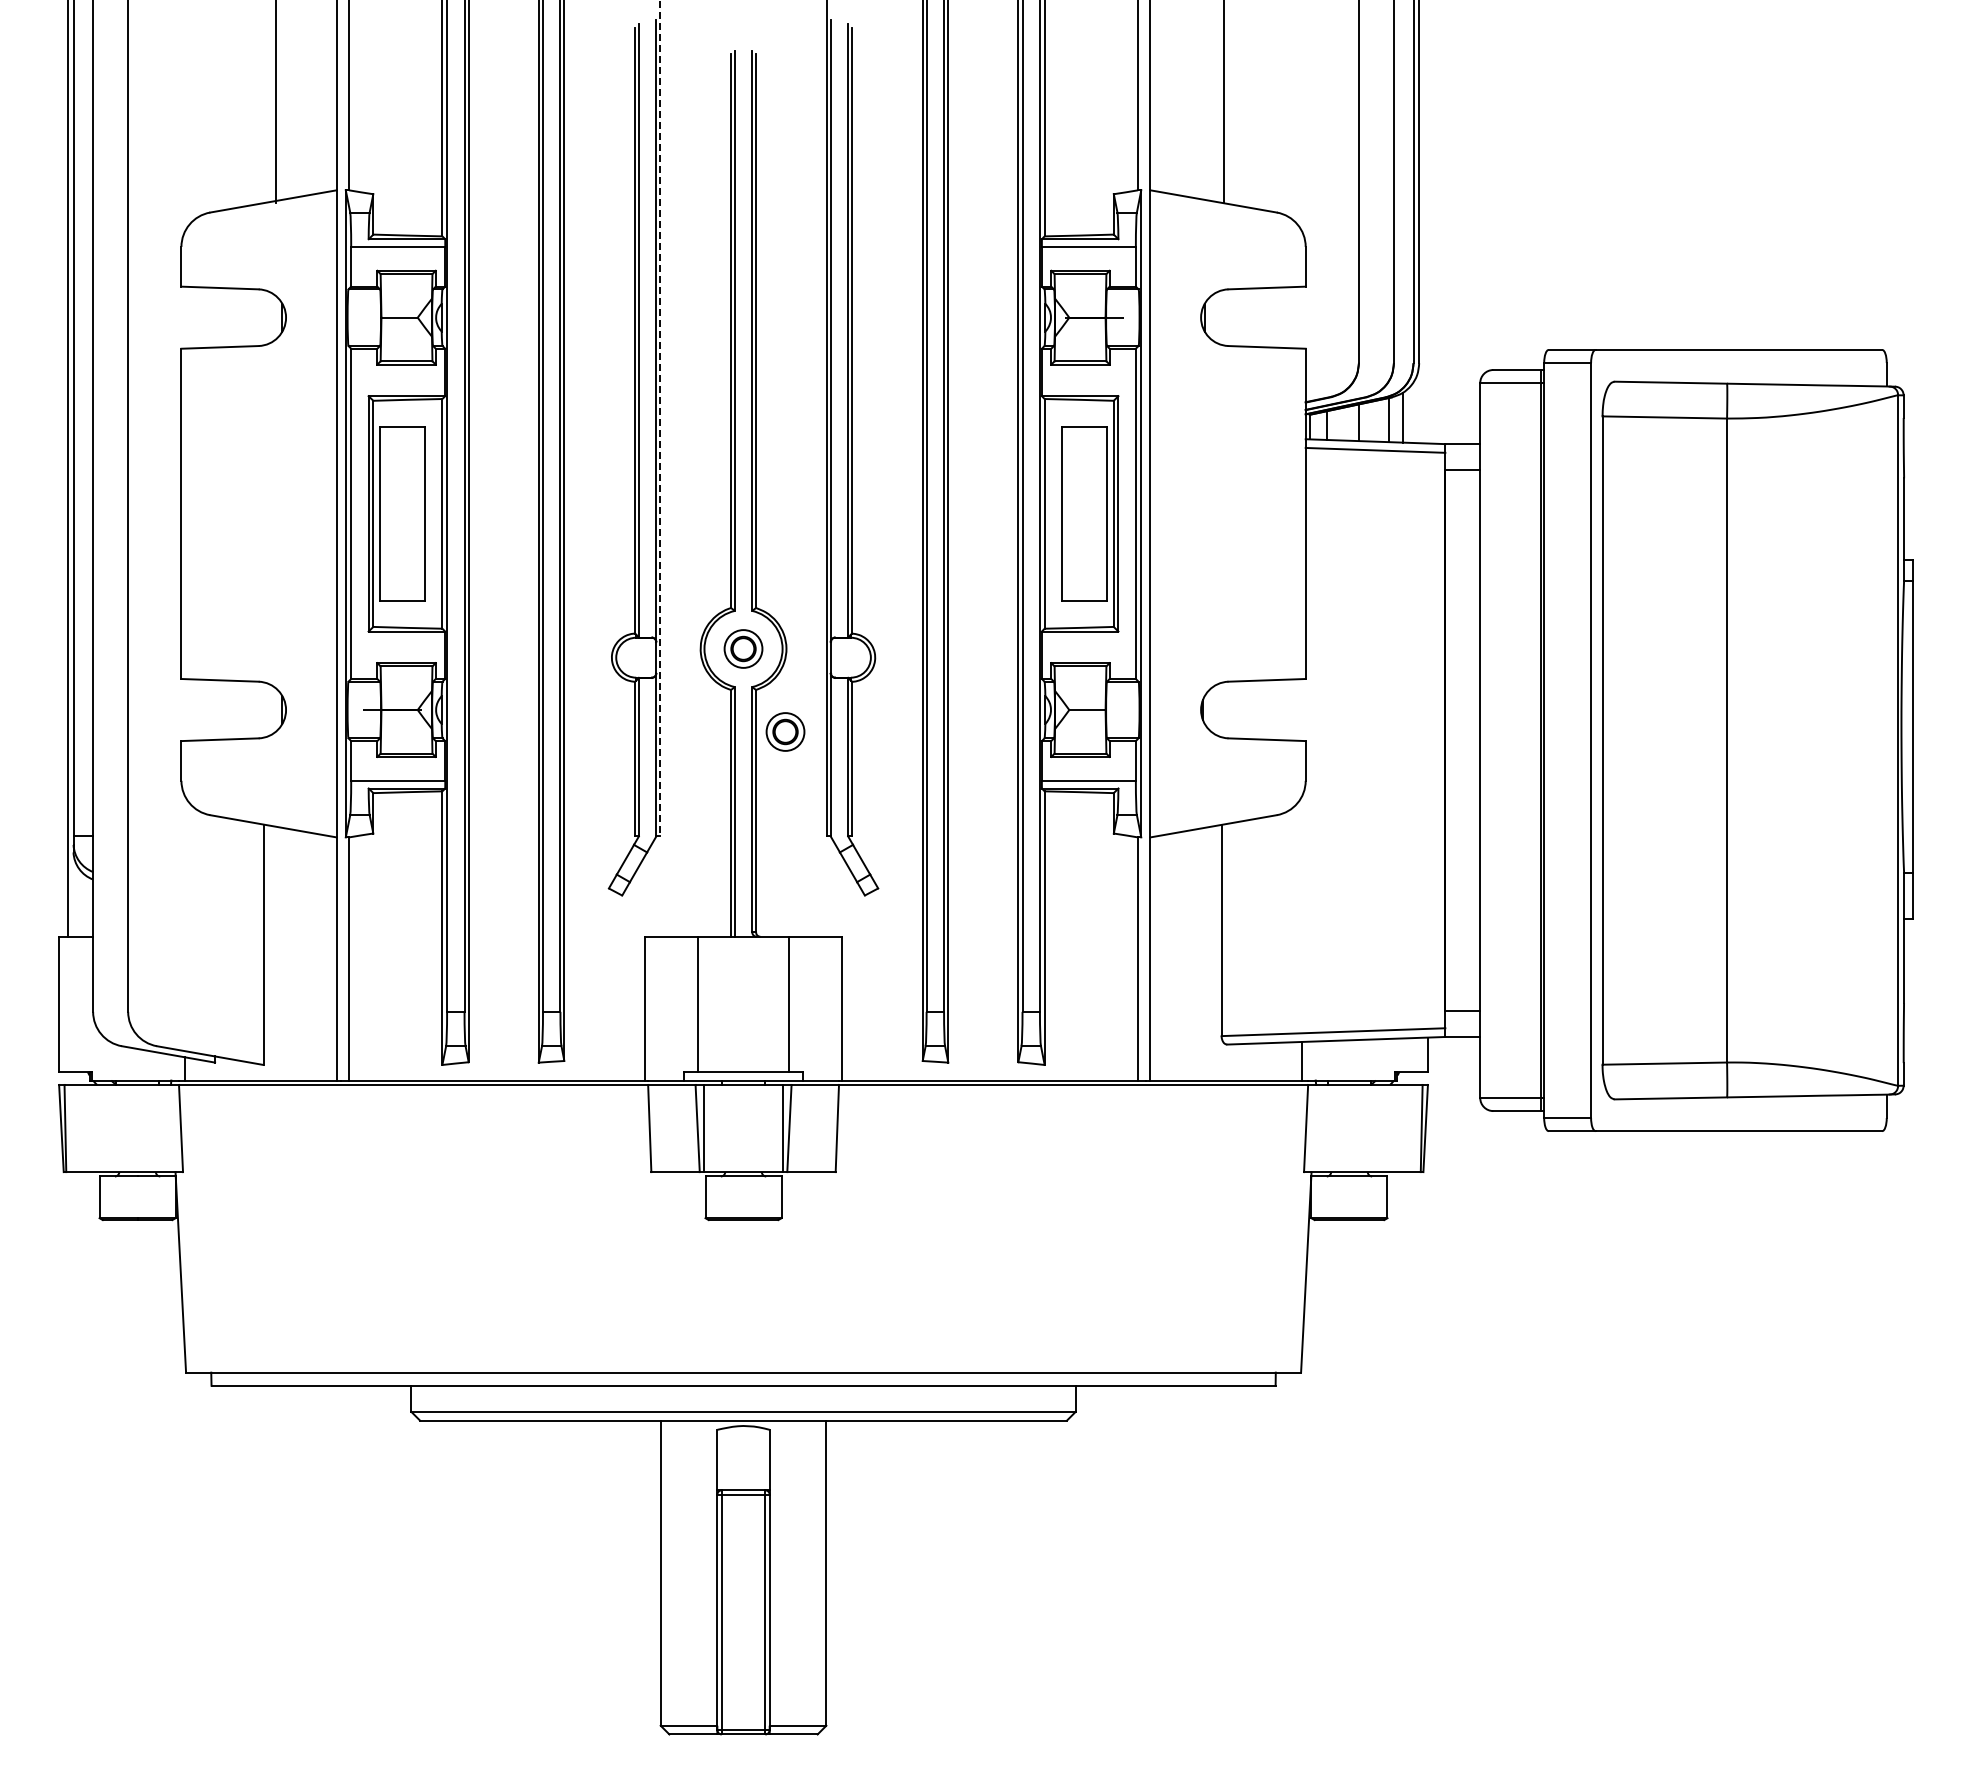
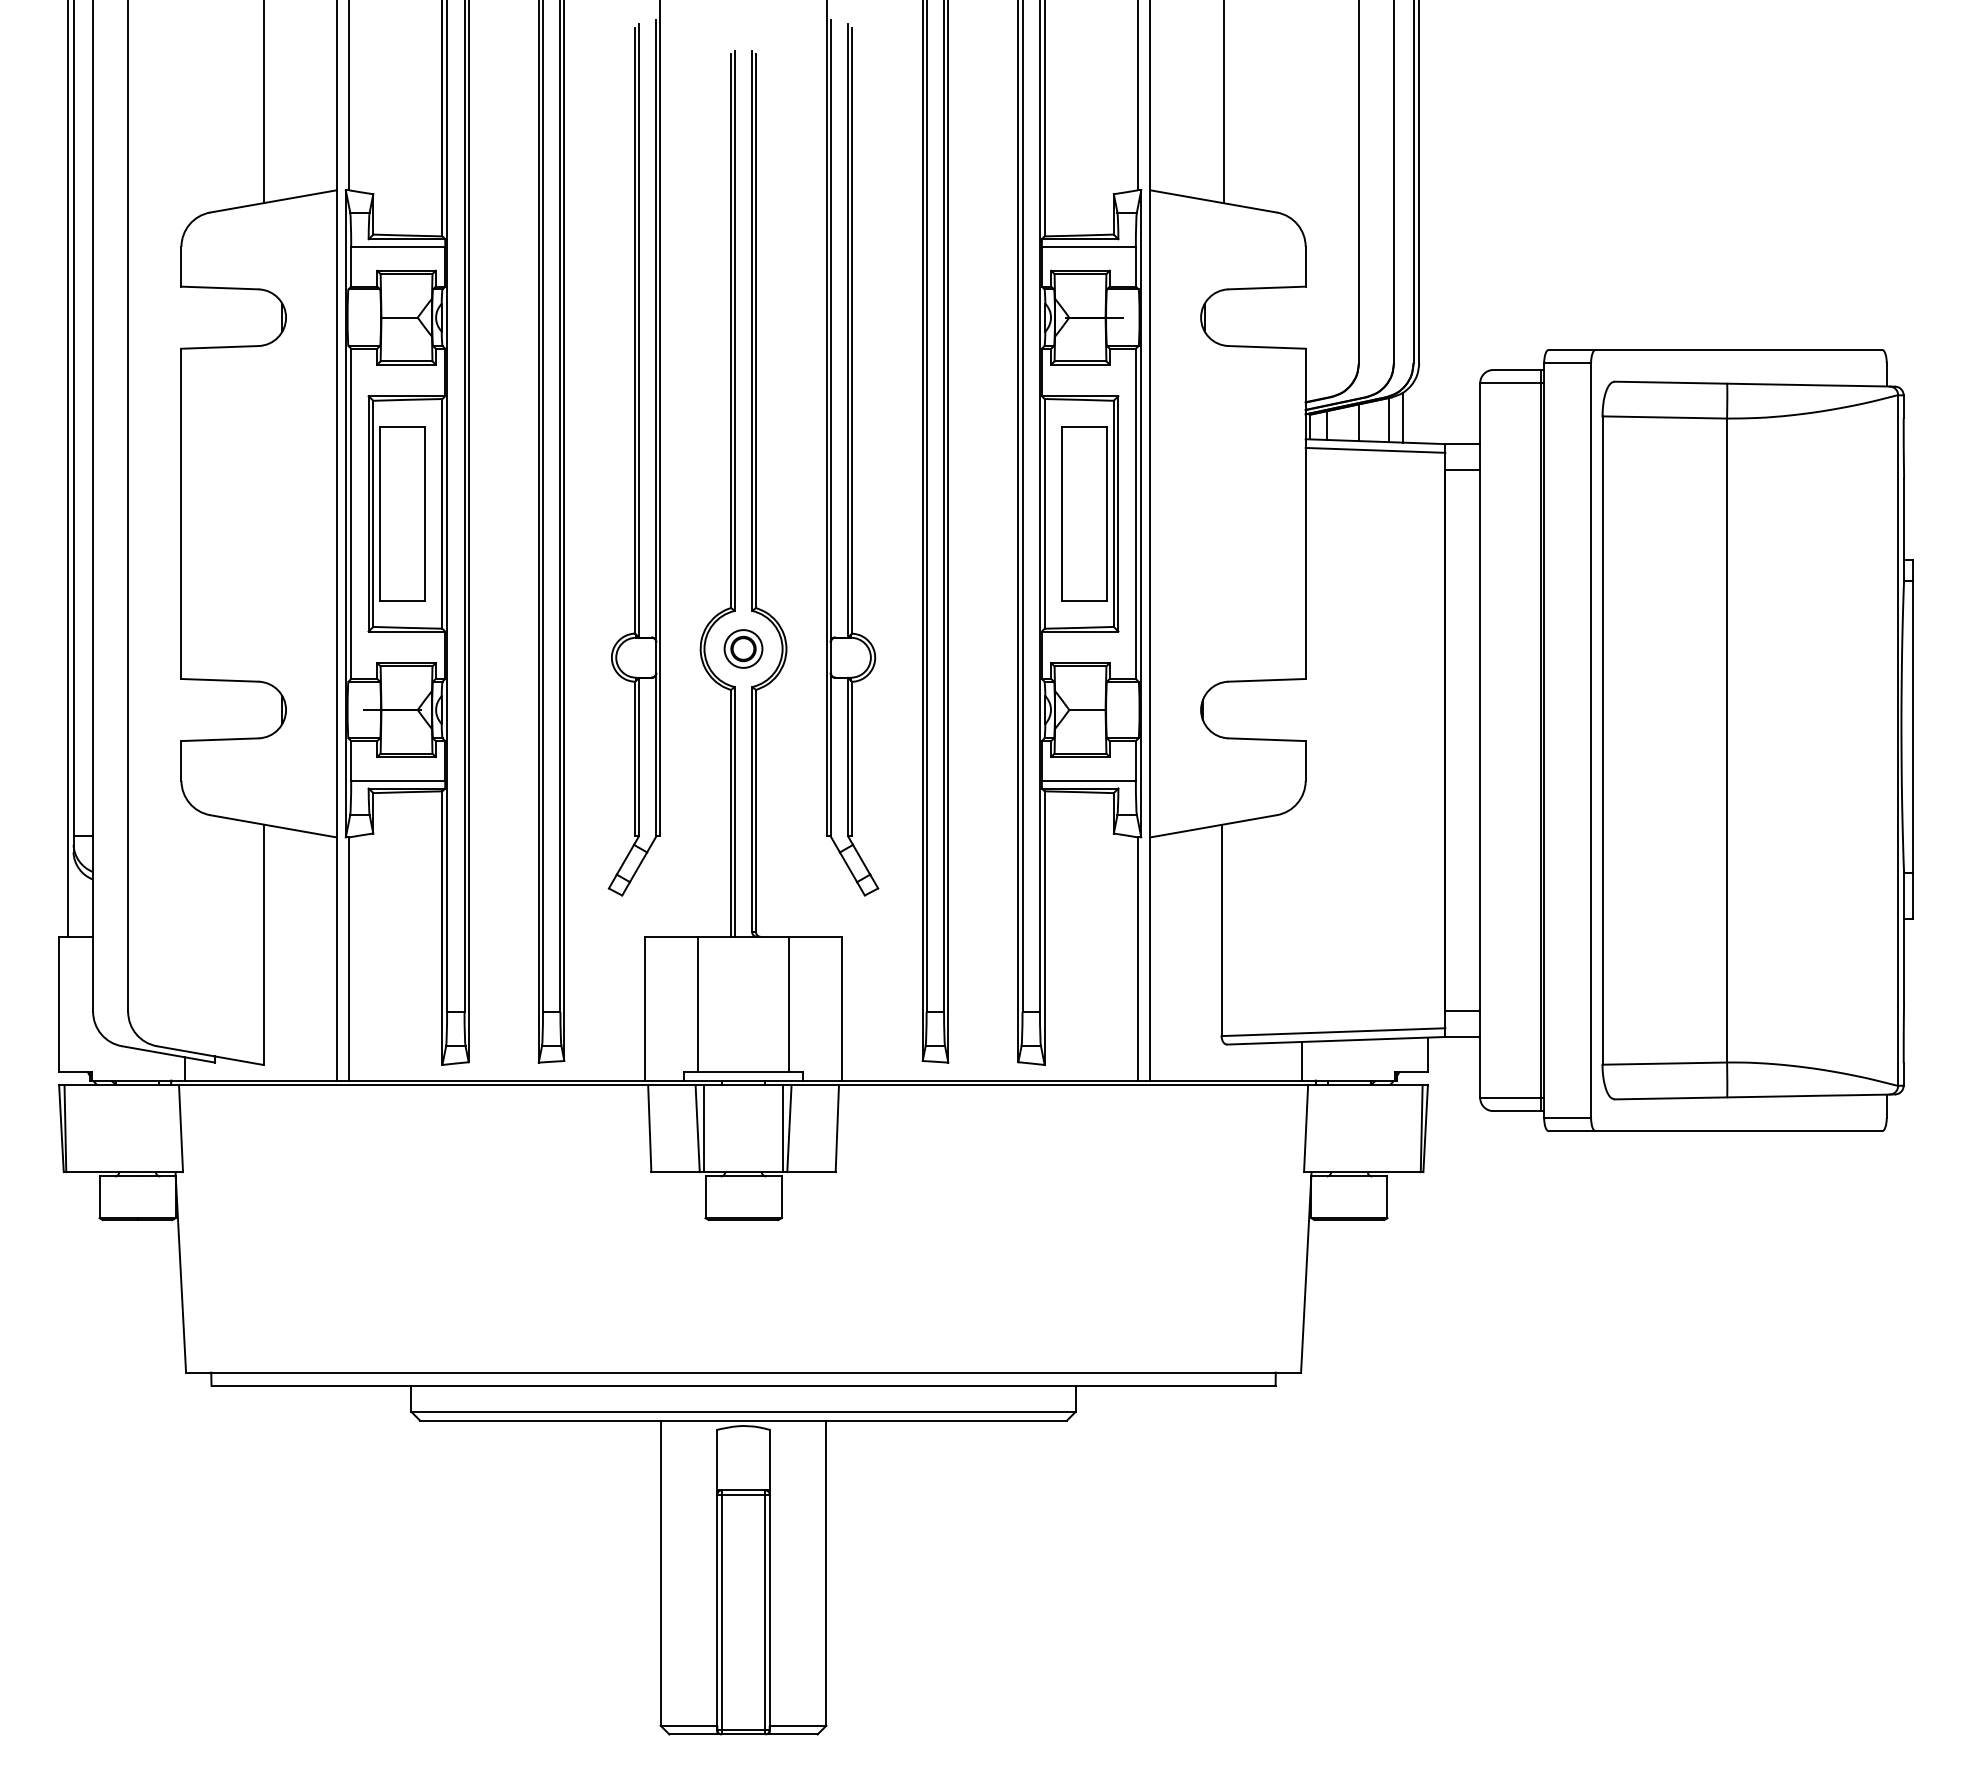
line position: (275, 102) -> (263, 102) (263, 102)
line: dashed -> solid (660, 418)
part: present -> none (785, 731)
